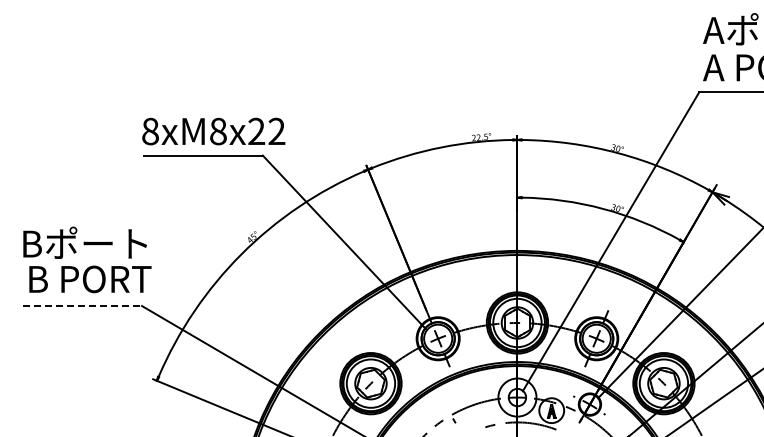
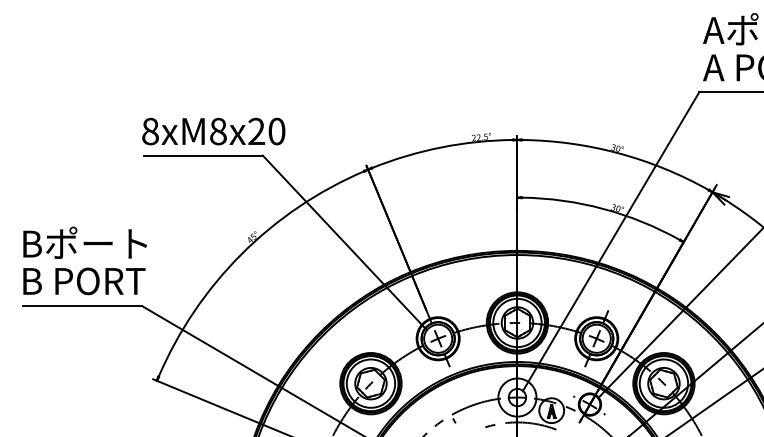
text: 8xM8x22 -> 8xM8x20 (276, 131)
text position: (90, 279) -> (84, 281) (84, 281)
line: dashed -> solid (82, 306)
